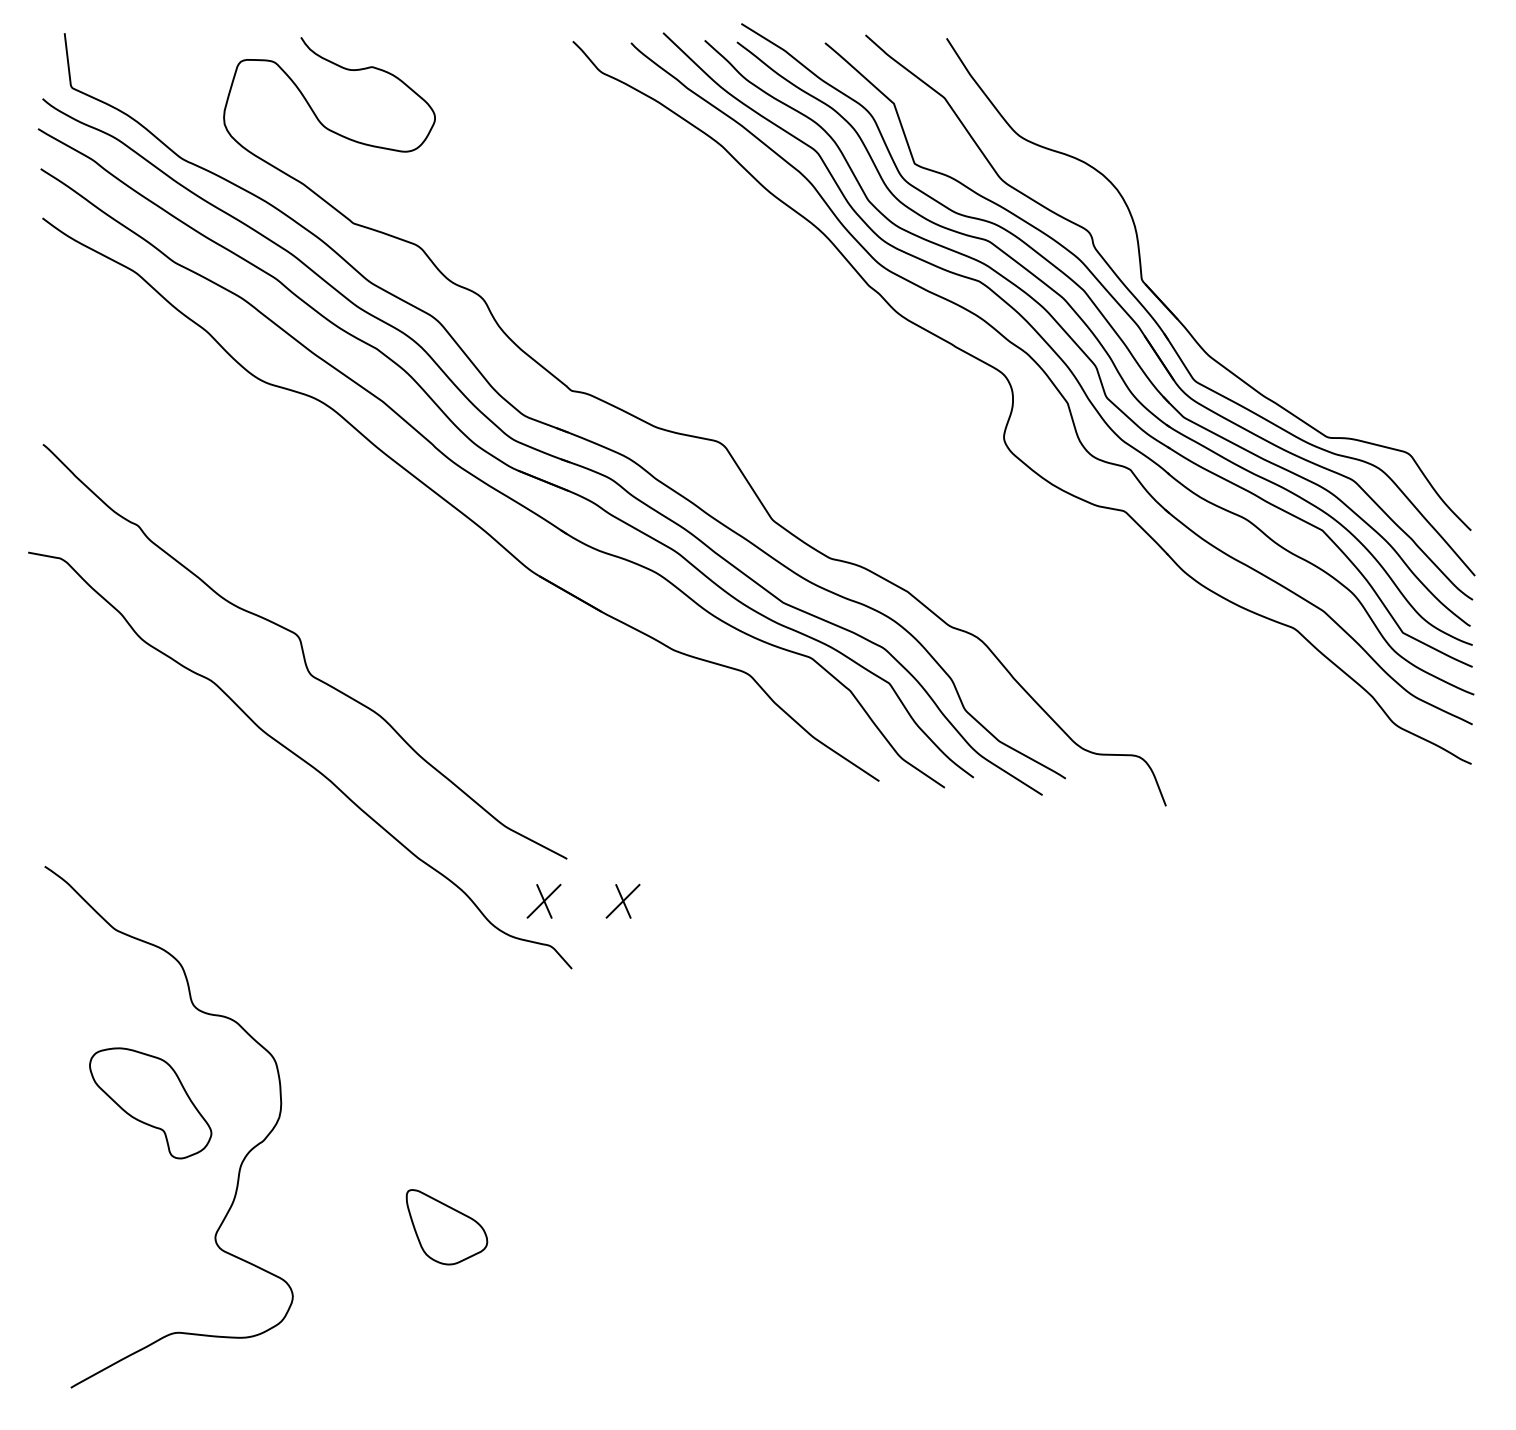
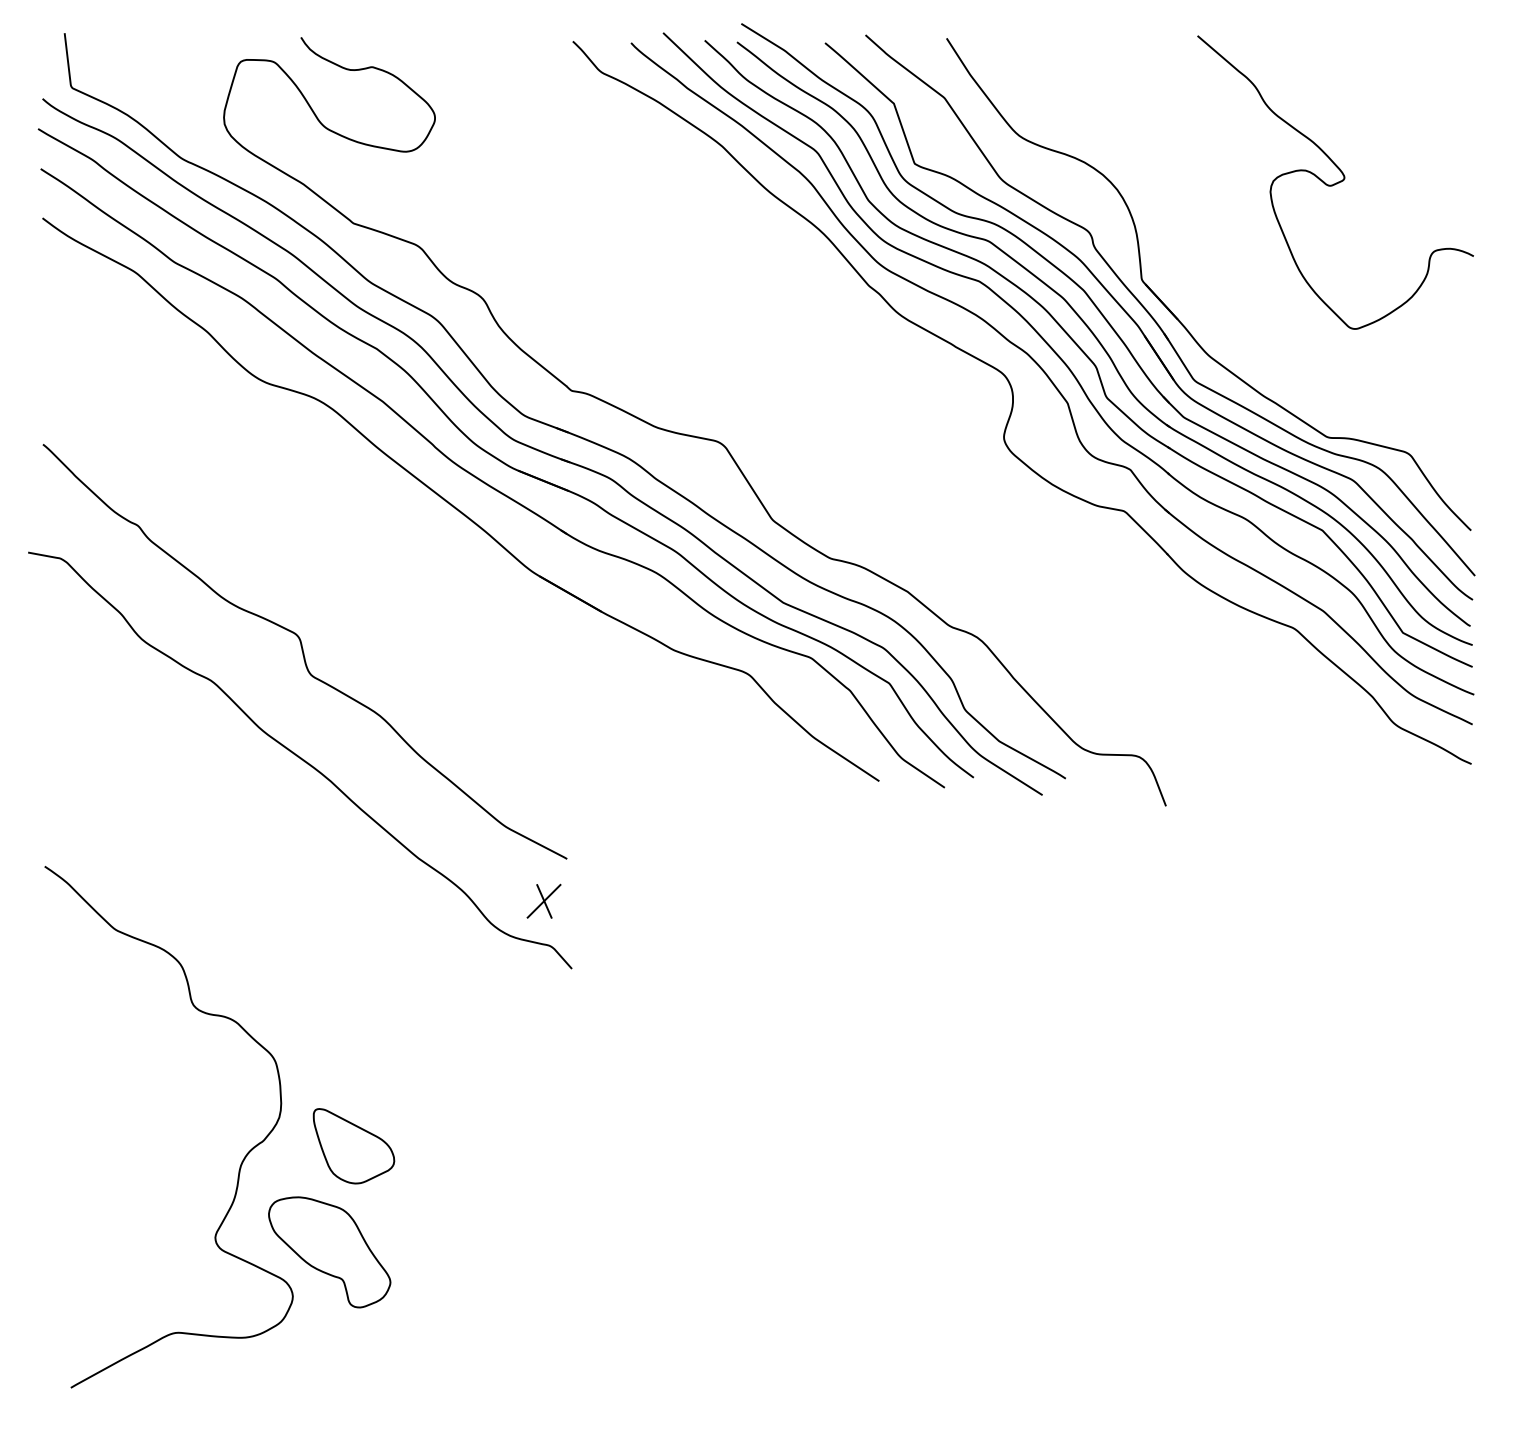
curve: none -> present (1336, 182)
part: present -> none (622, 900)
part position: (150, 1103) -> (329, 1252) (329, 1252)
part position: (446, 1227) -> (353, 1146) (353, 1146)
